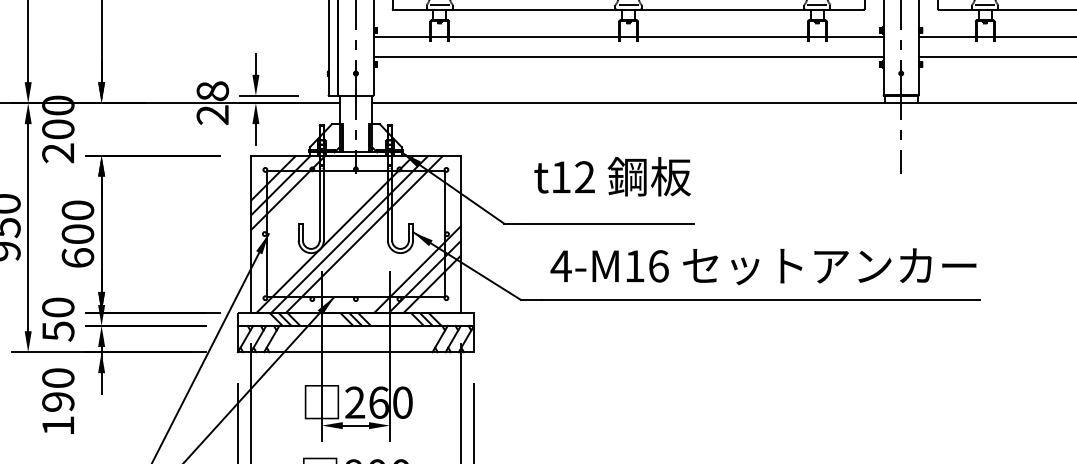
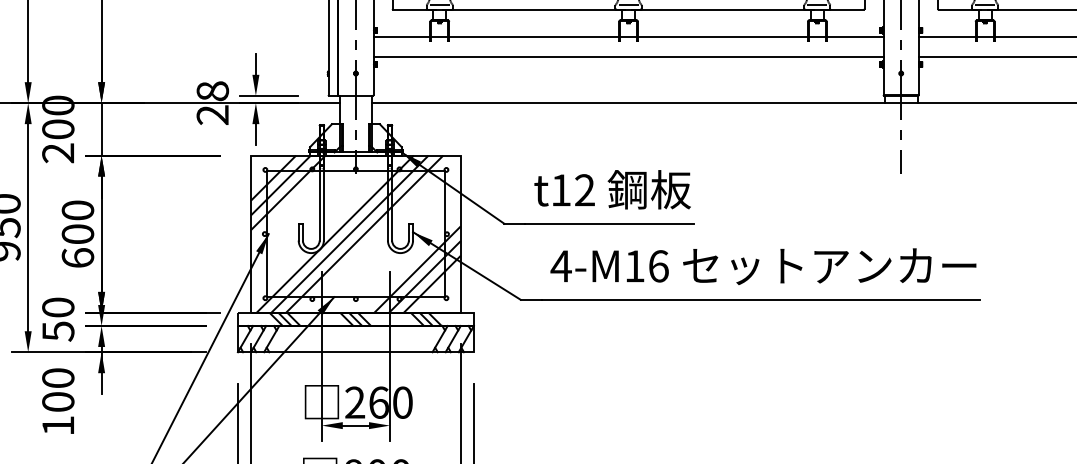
line: none -> present (101, 129)
text position: (612, 176) -> (612, 189) (612, 189)
text: 190 -> 100 (58, 401)
